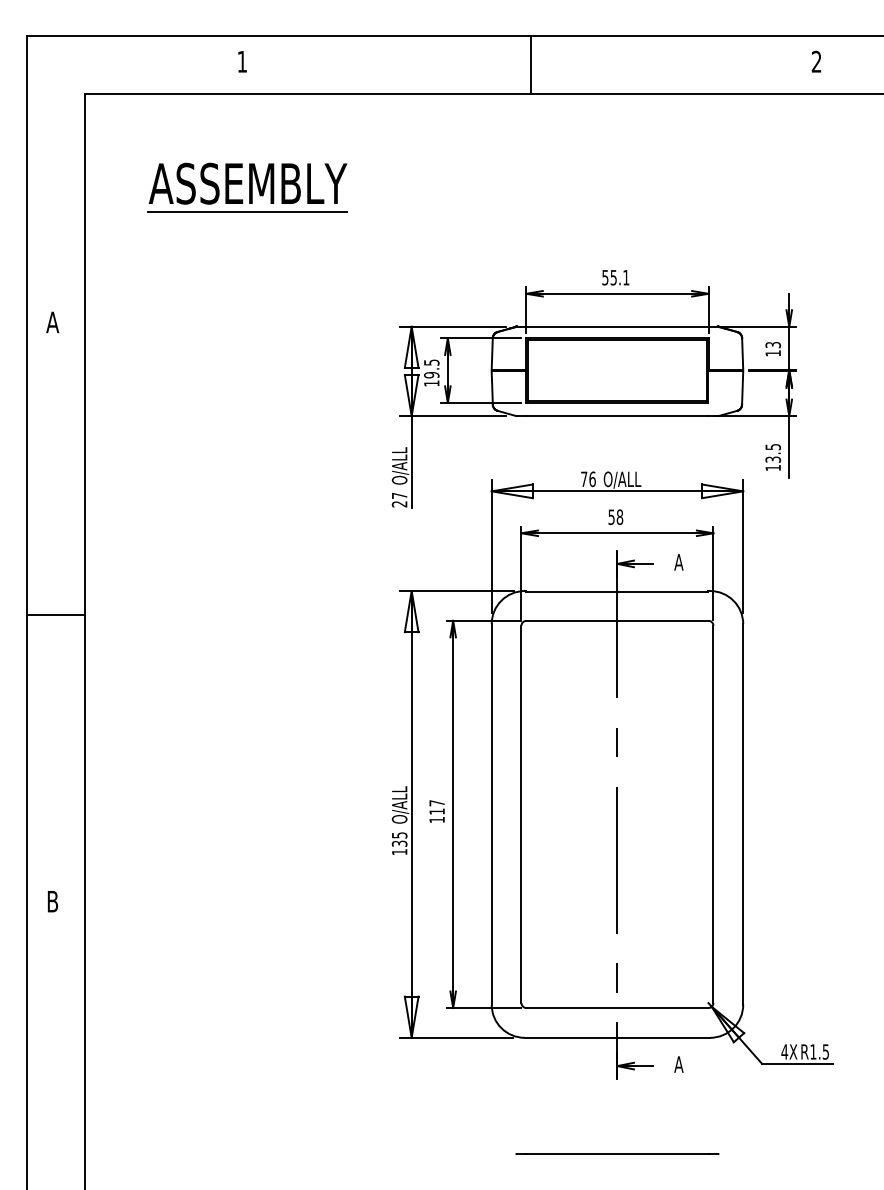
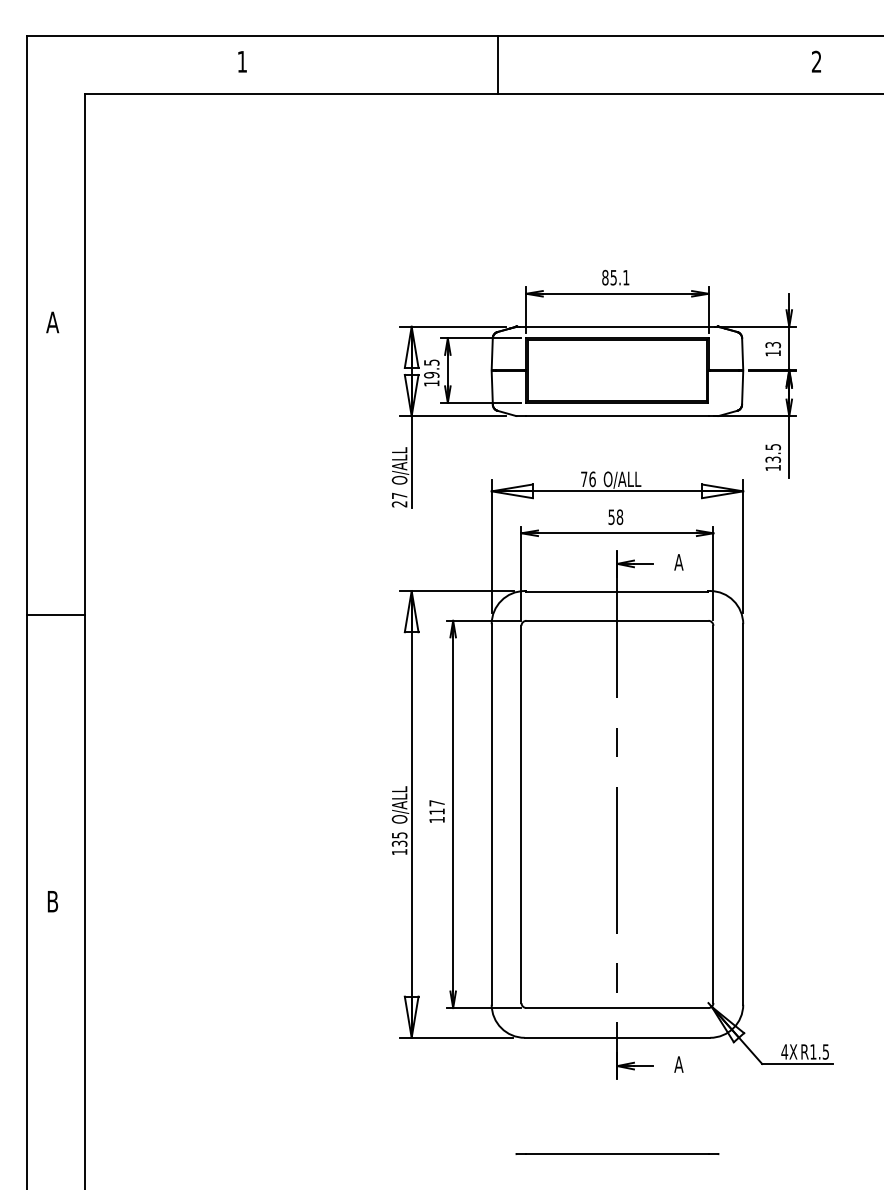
line position: (530, 64) -> (497, 64) (497, 64)
part: present -> none (247, 187)
text: 55.1 -> 85.1 (605, 277)
